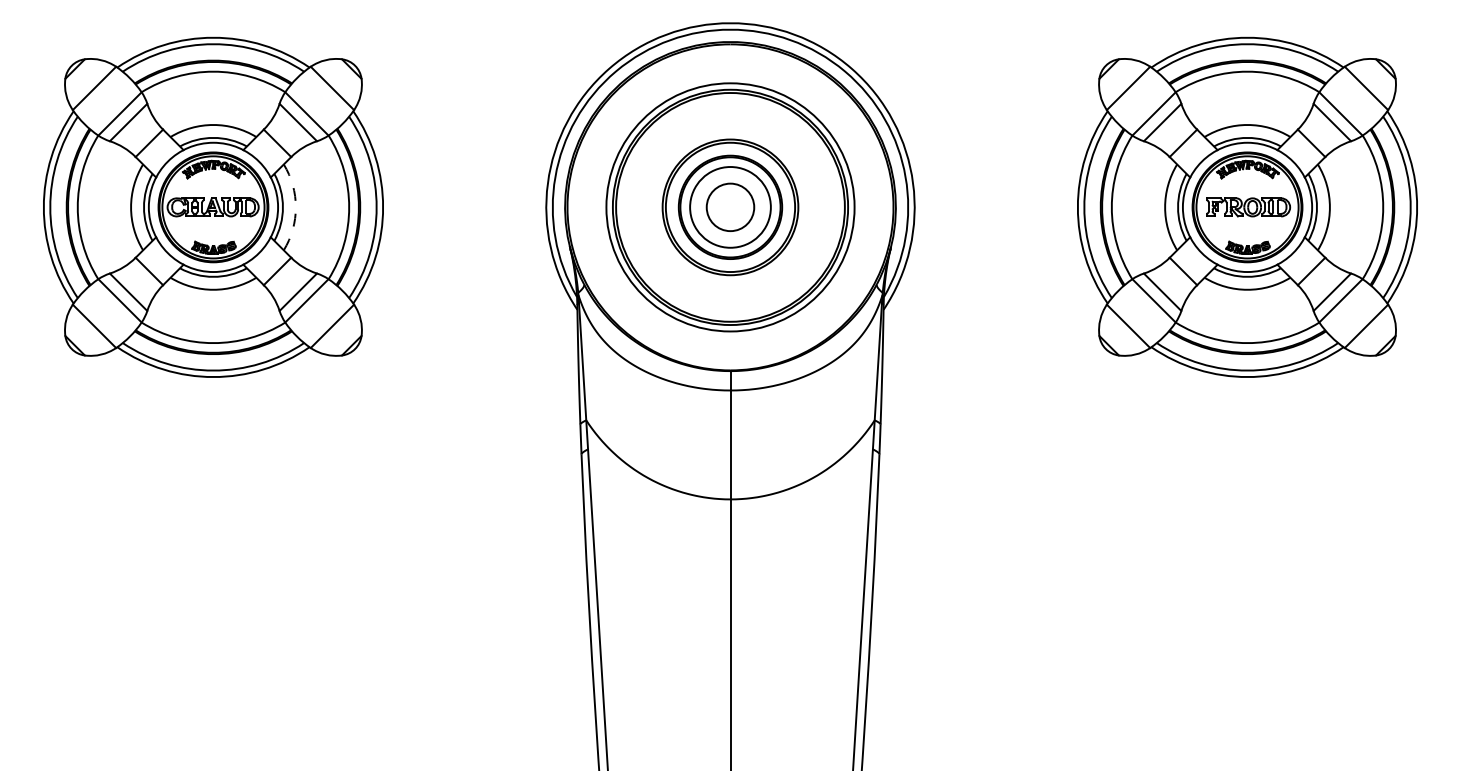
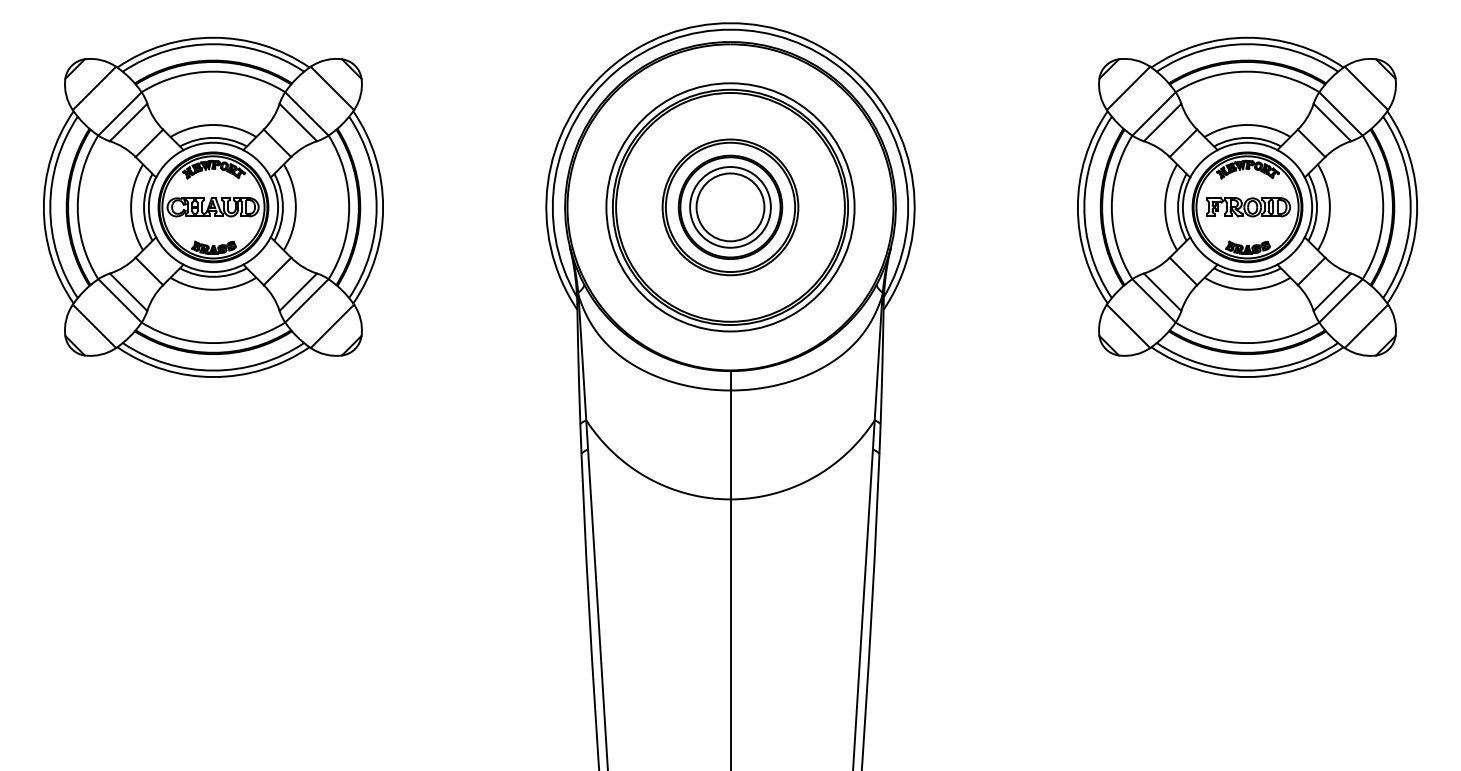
arc: dashed -> solid (295, 207)
circle diameter: 48 px -> 68 px (730, 207)
